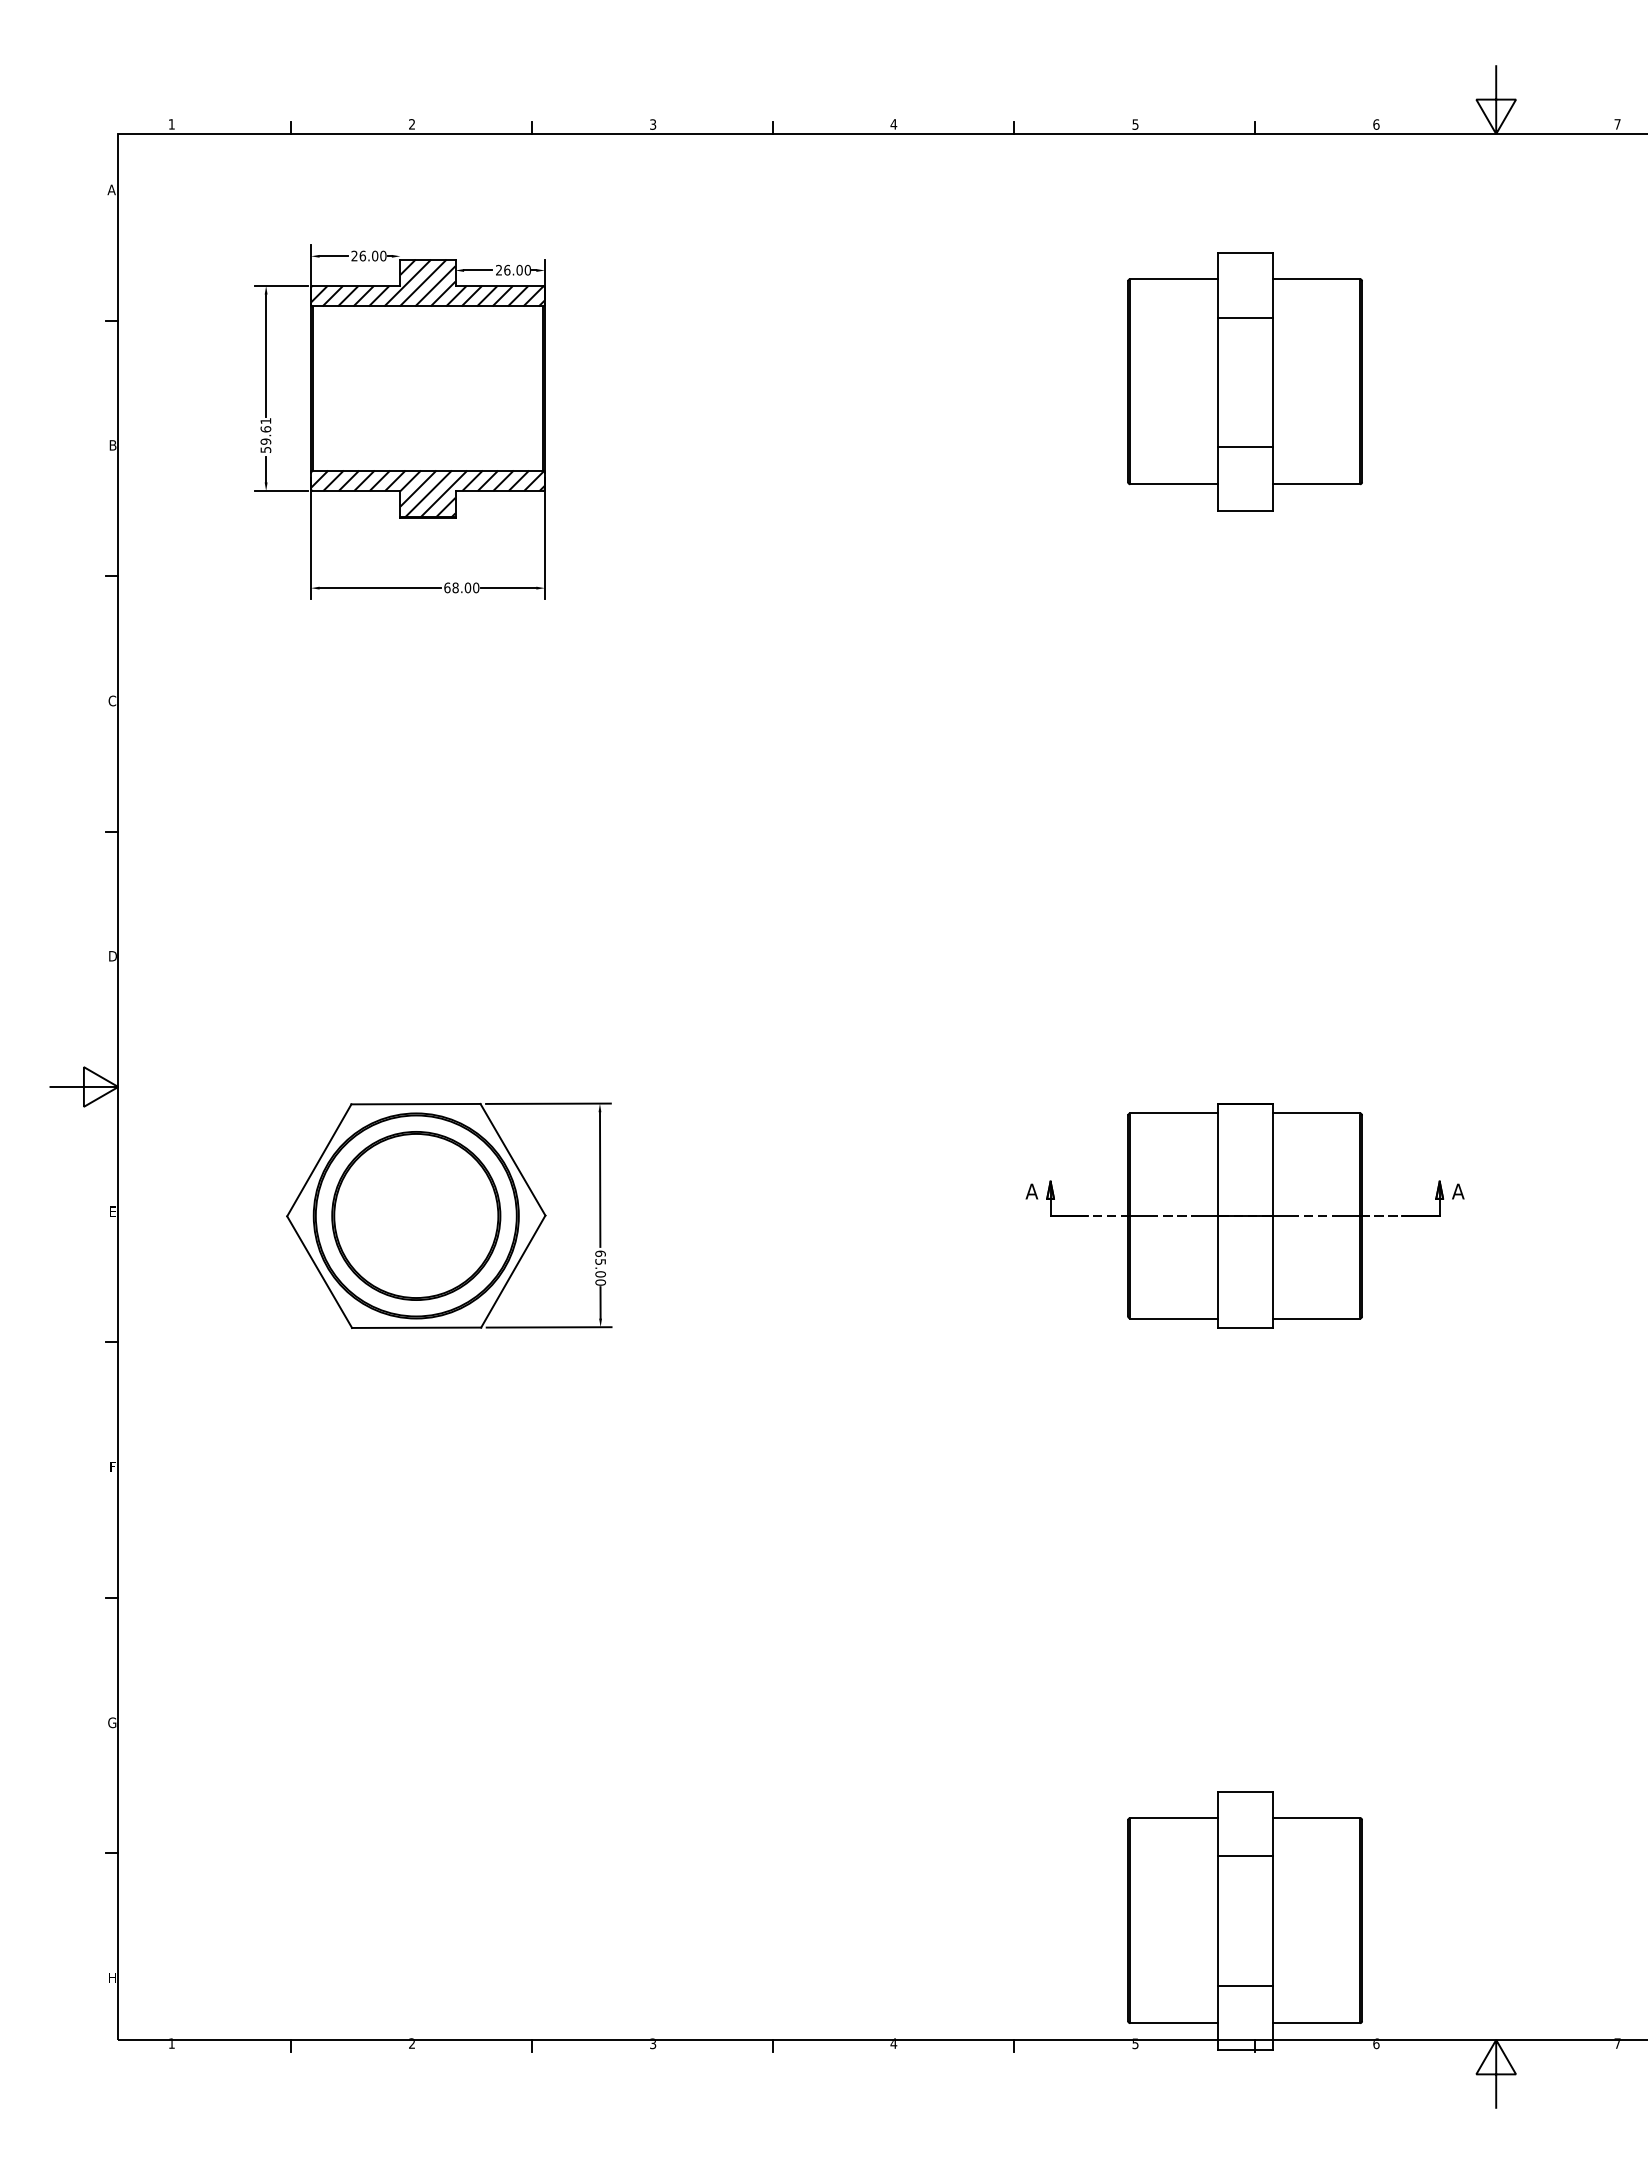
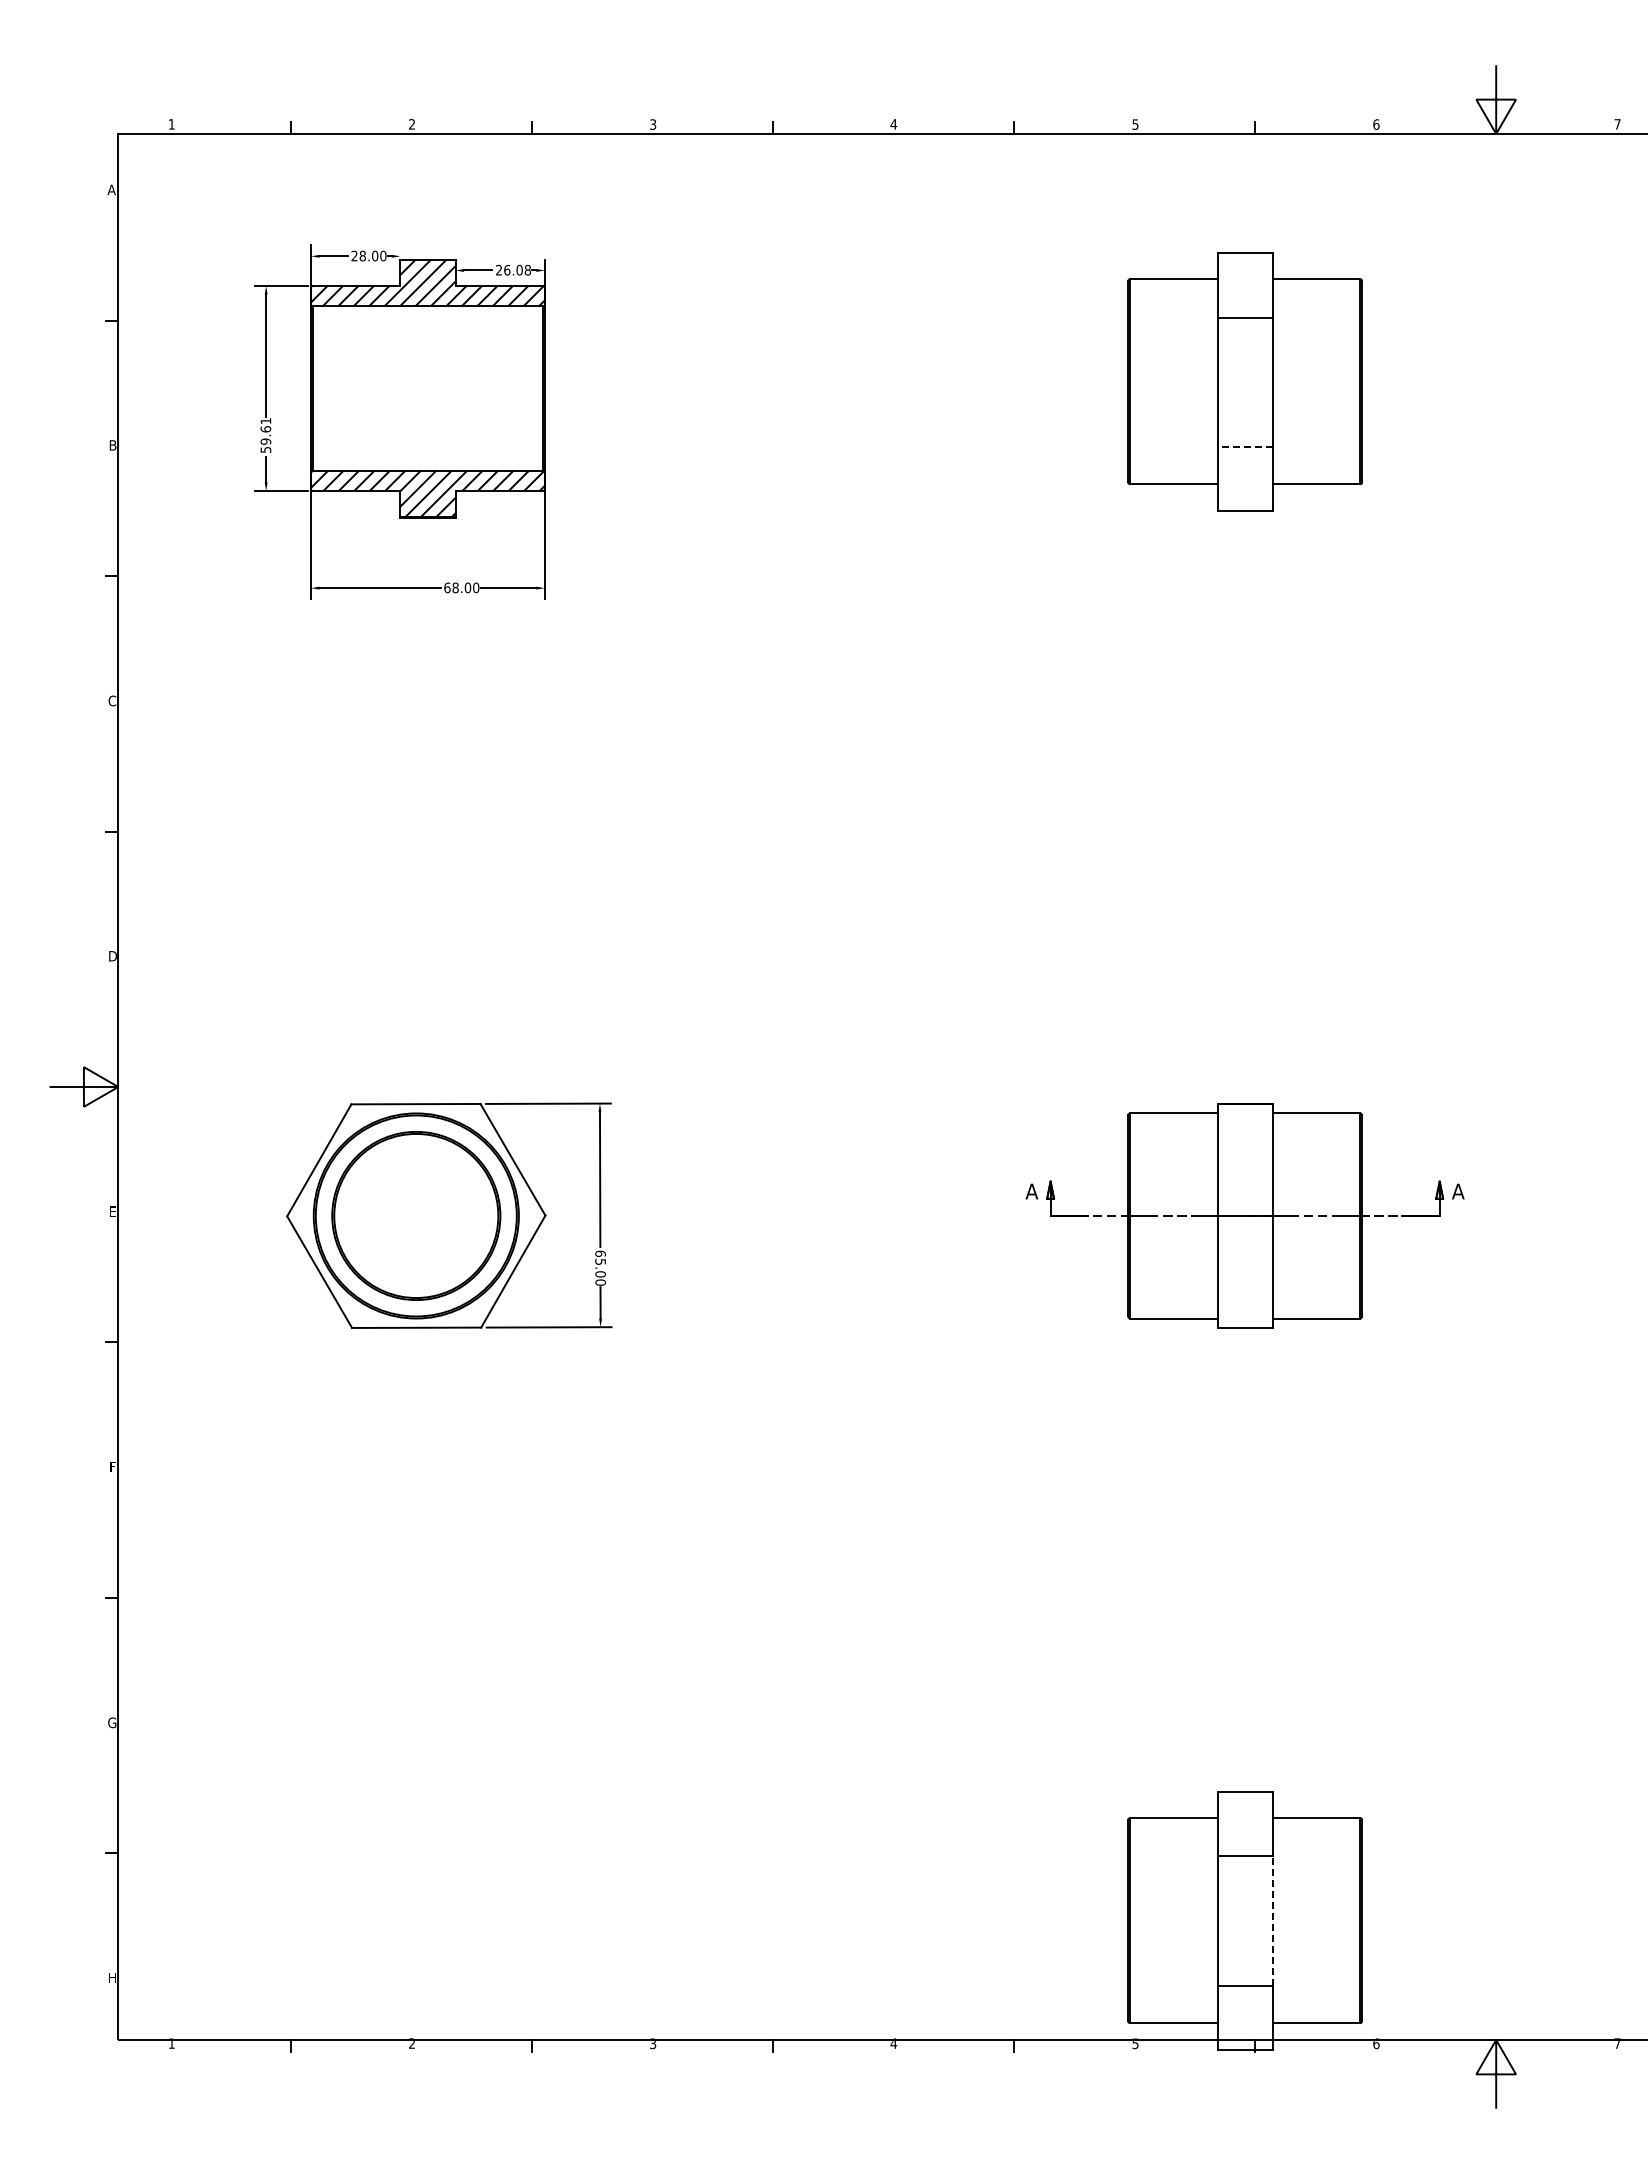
text: 26.00 -> 28.00 (362, 255)
text: 26.00 -> 26.08 (527, 270)
line: solid -> dashed (1245, 446)
line: solid -> dashed (1272, 1920)
